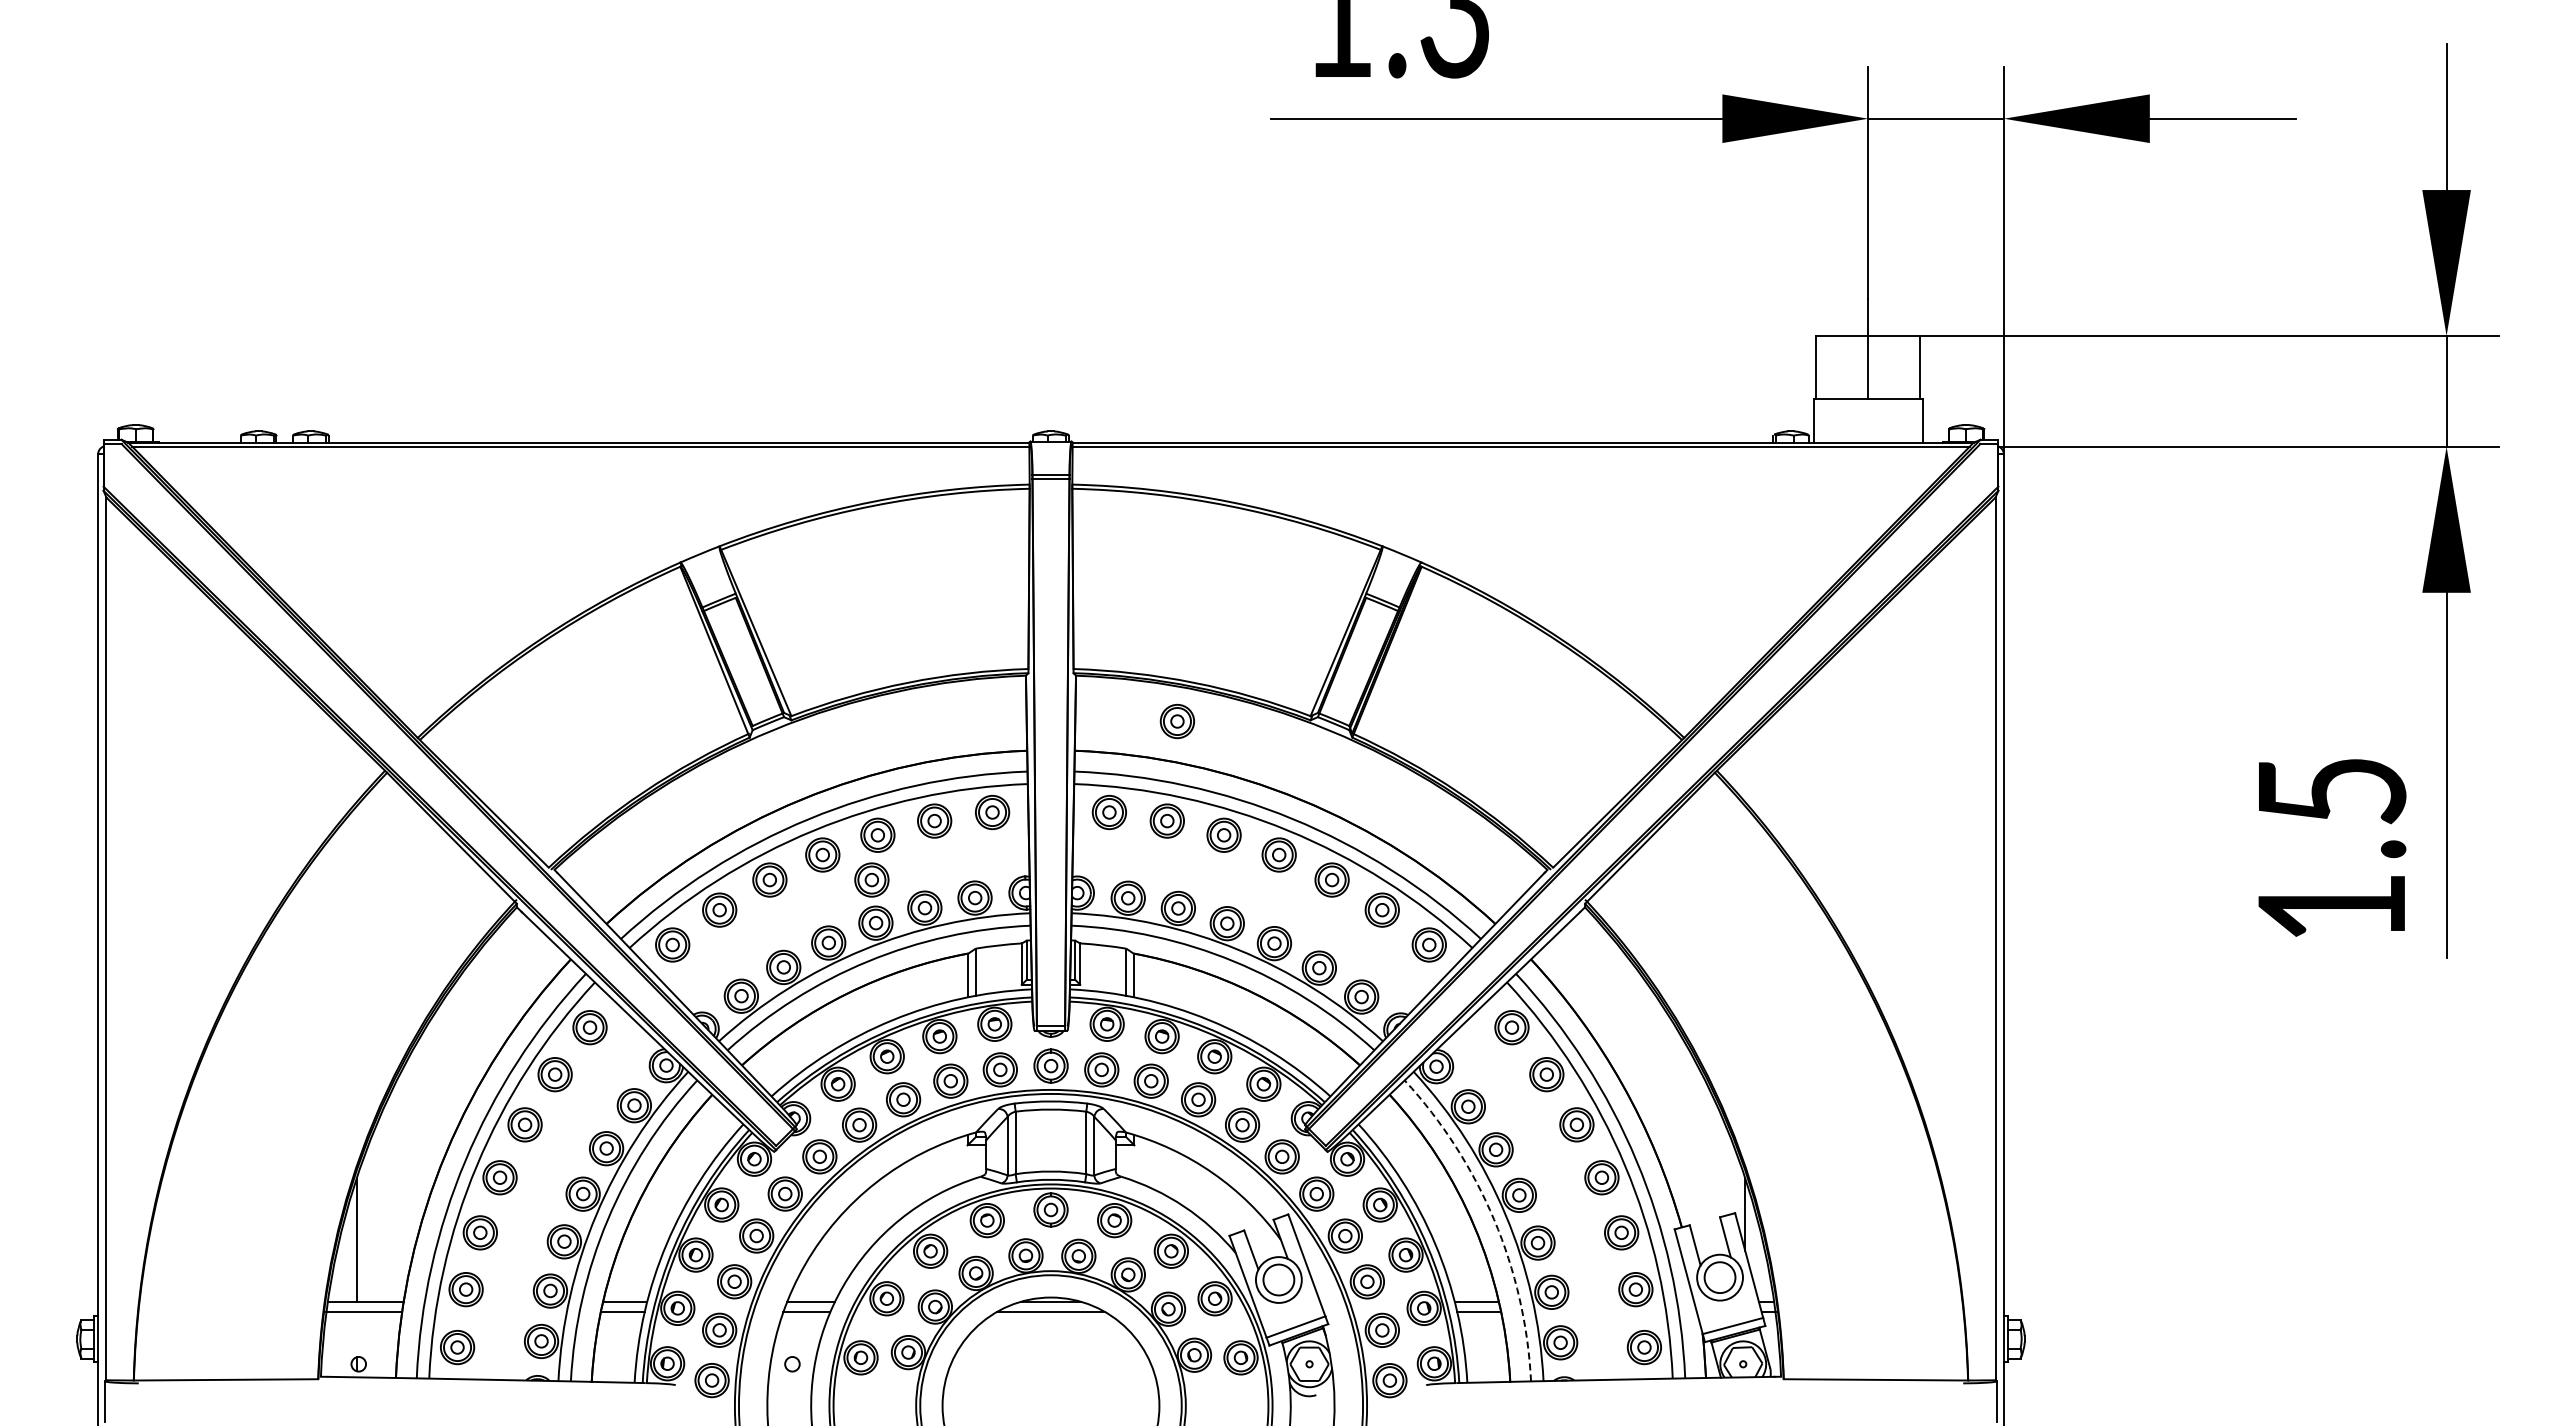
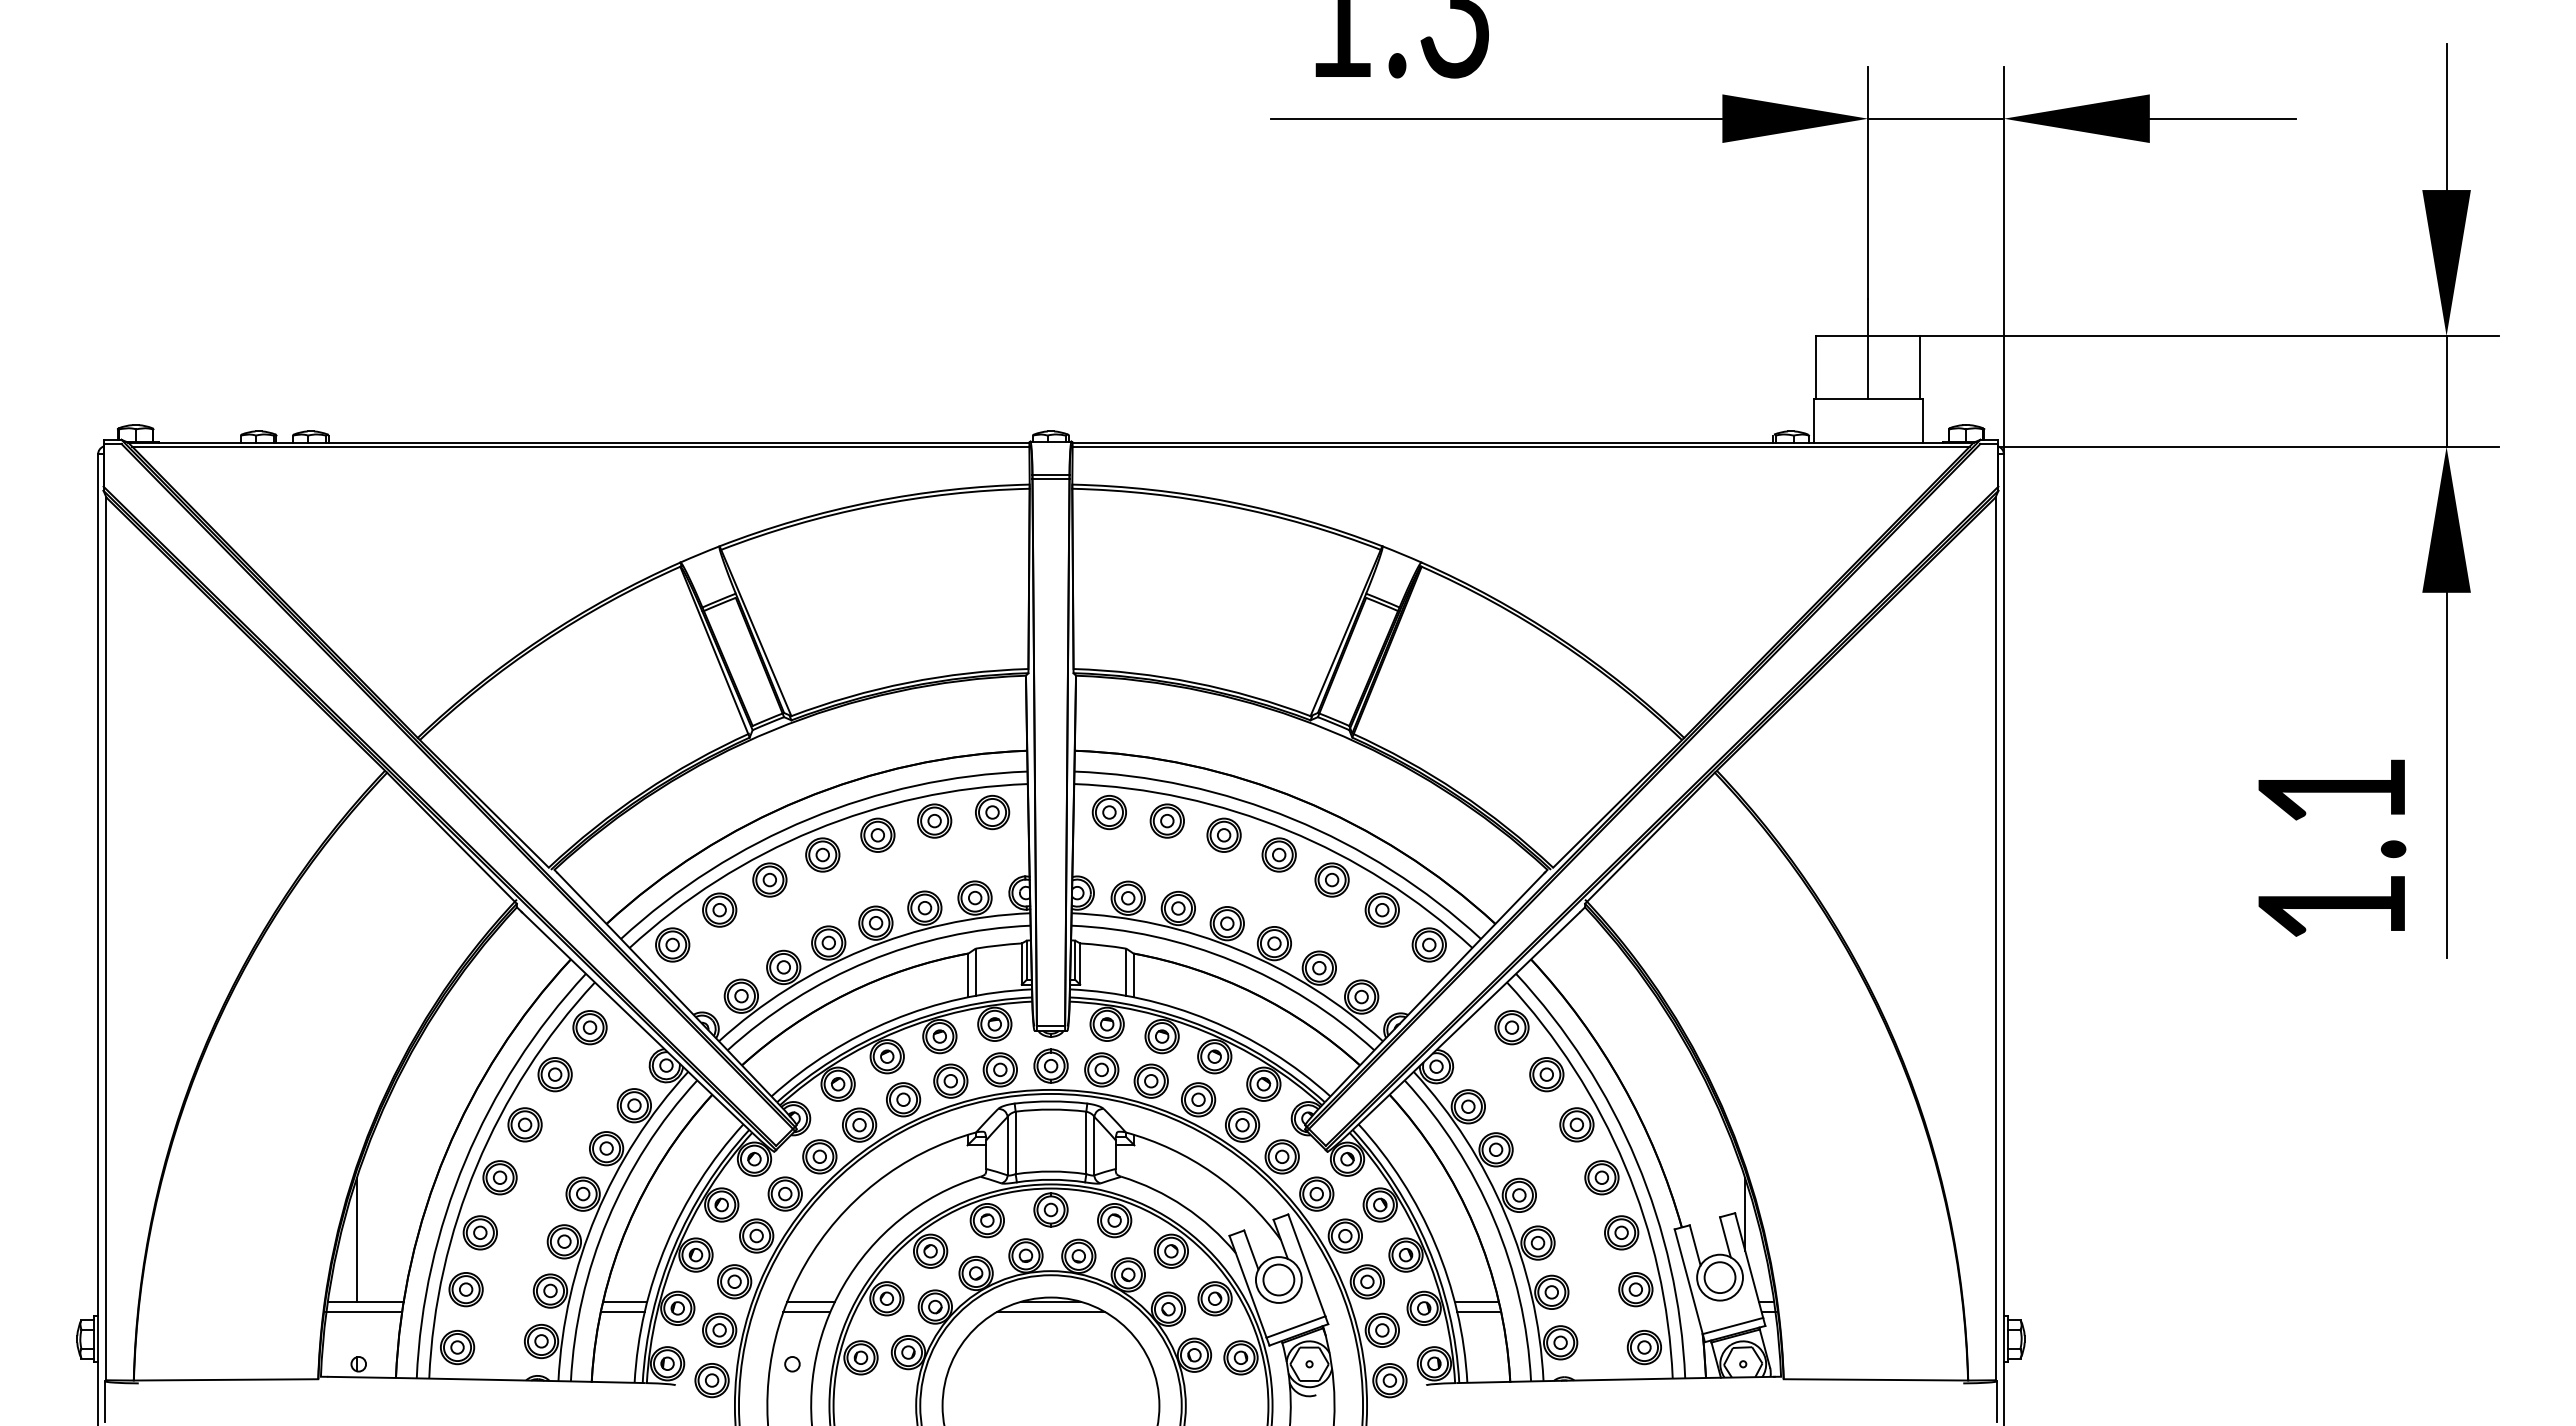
part: present -> none (1176, 721)
text: 1.5 -> 1.1 (2332, 791)
part: present -> none (871, 879)
arc: dashed -> solid (1494, 1219)
